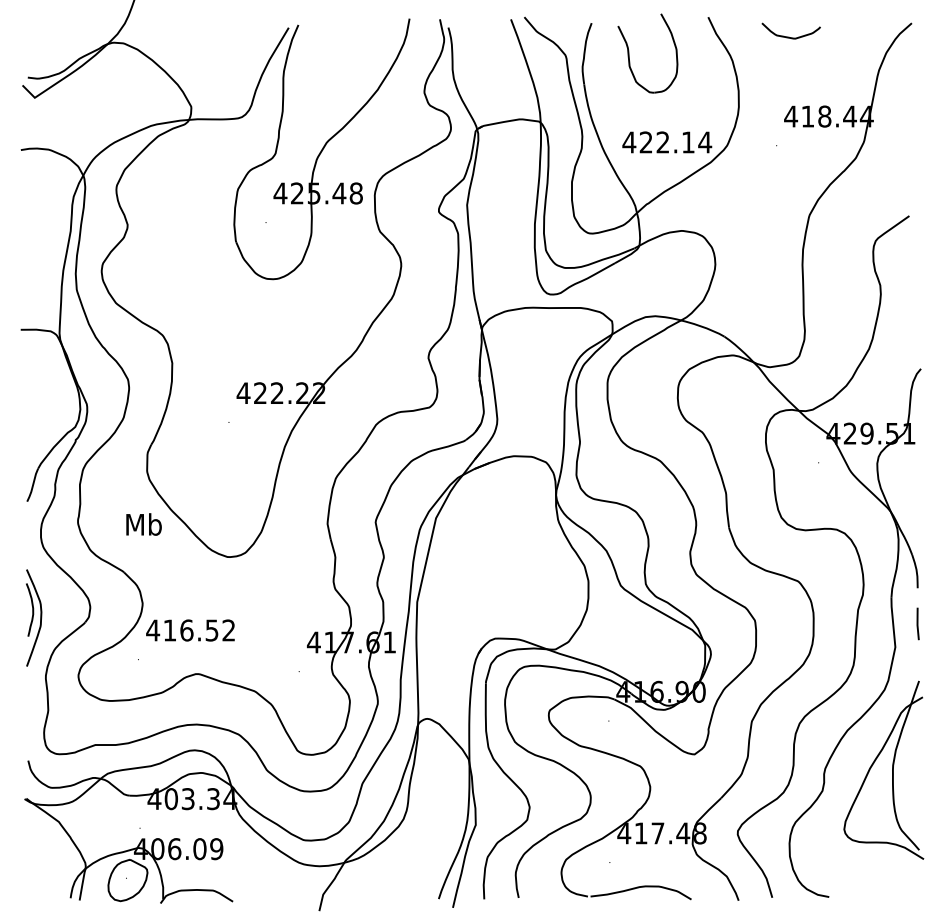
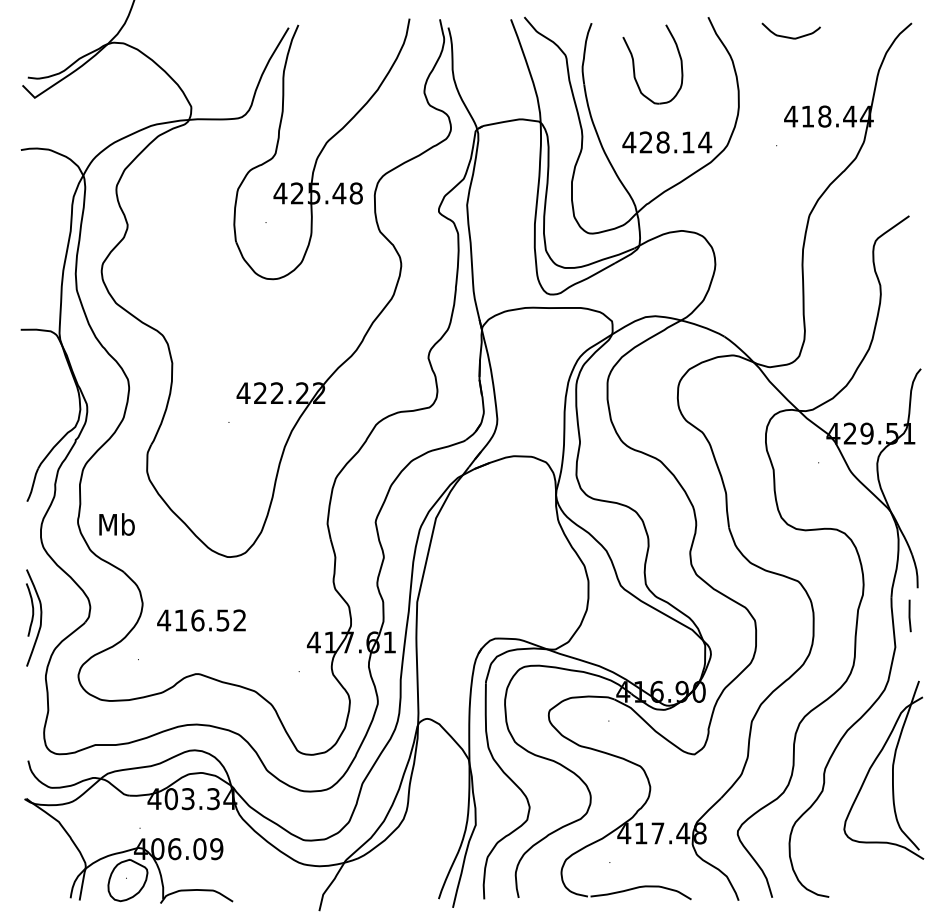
part position: (629, 53) -> (634, 64) (634, 64)
text: 422.14 -> 428.14 (662, 142)
text position: (143, 524) -> (116, 524) (116, 524)
line position: (917, 623) -> (909, 615) (909, 615)
text position: (190, 630) -> (201, 620) (201, 620)
